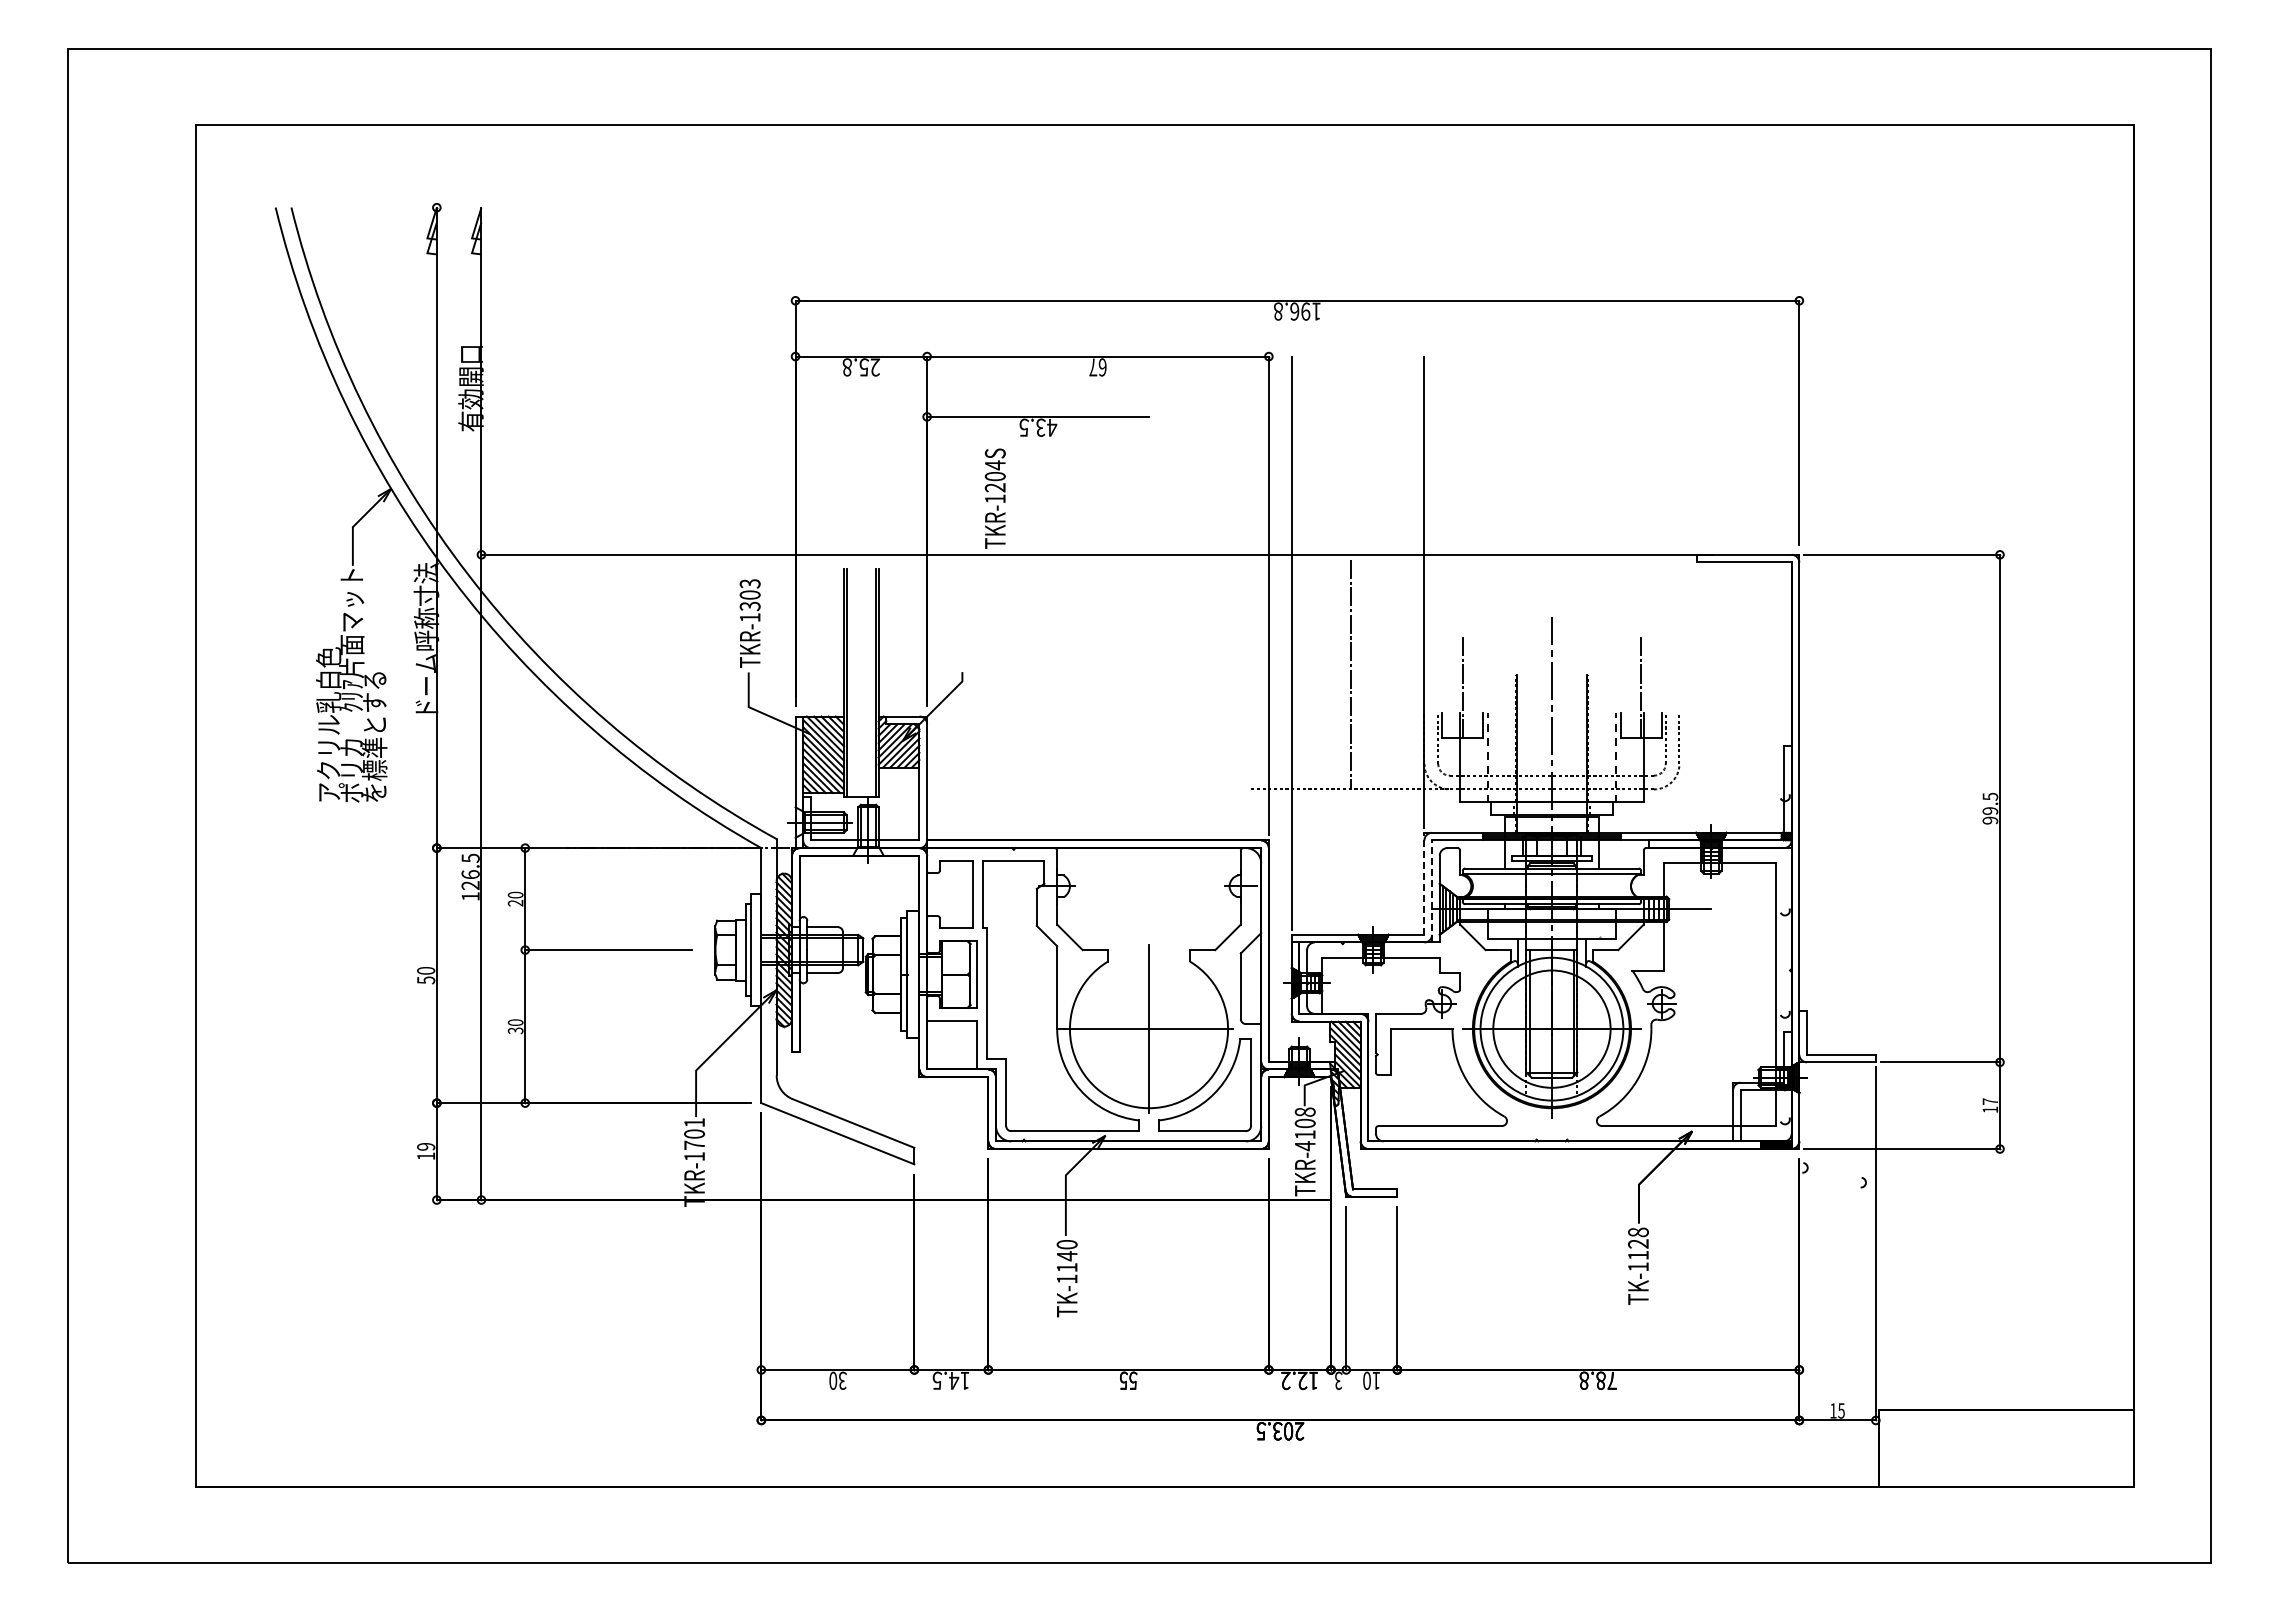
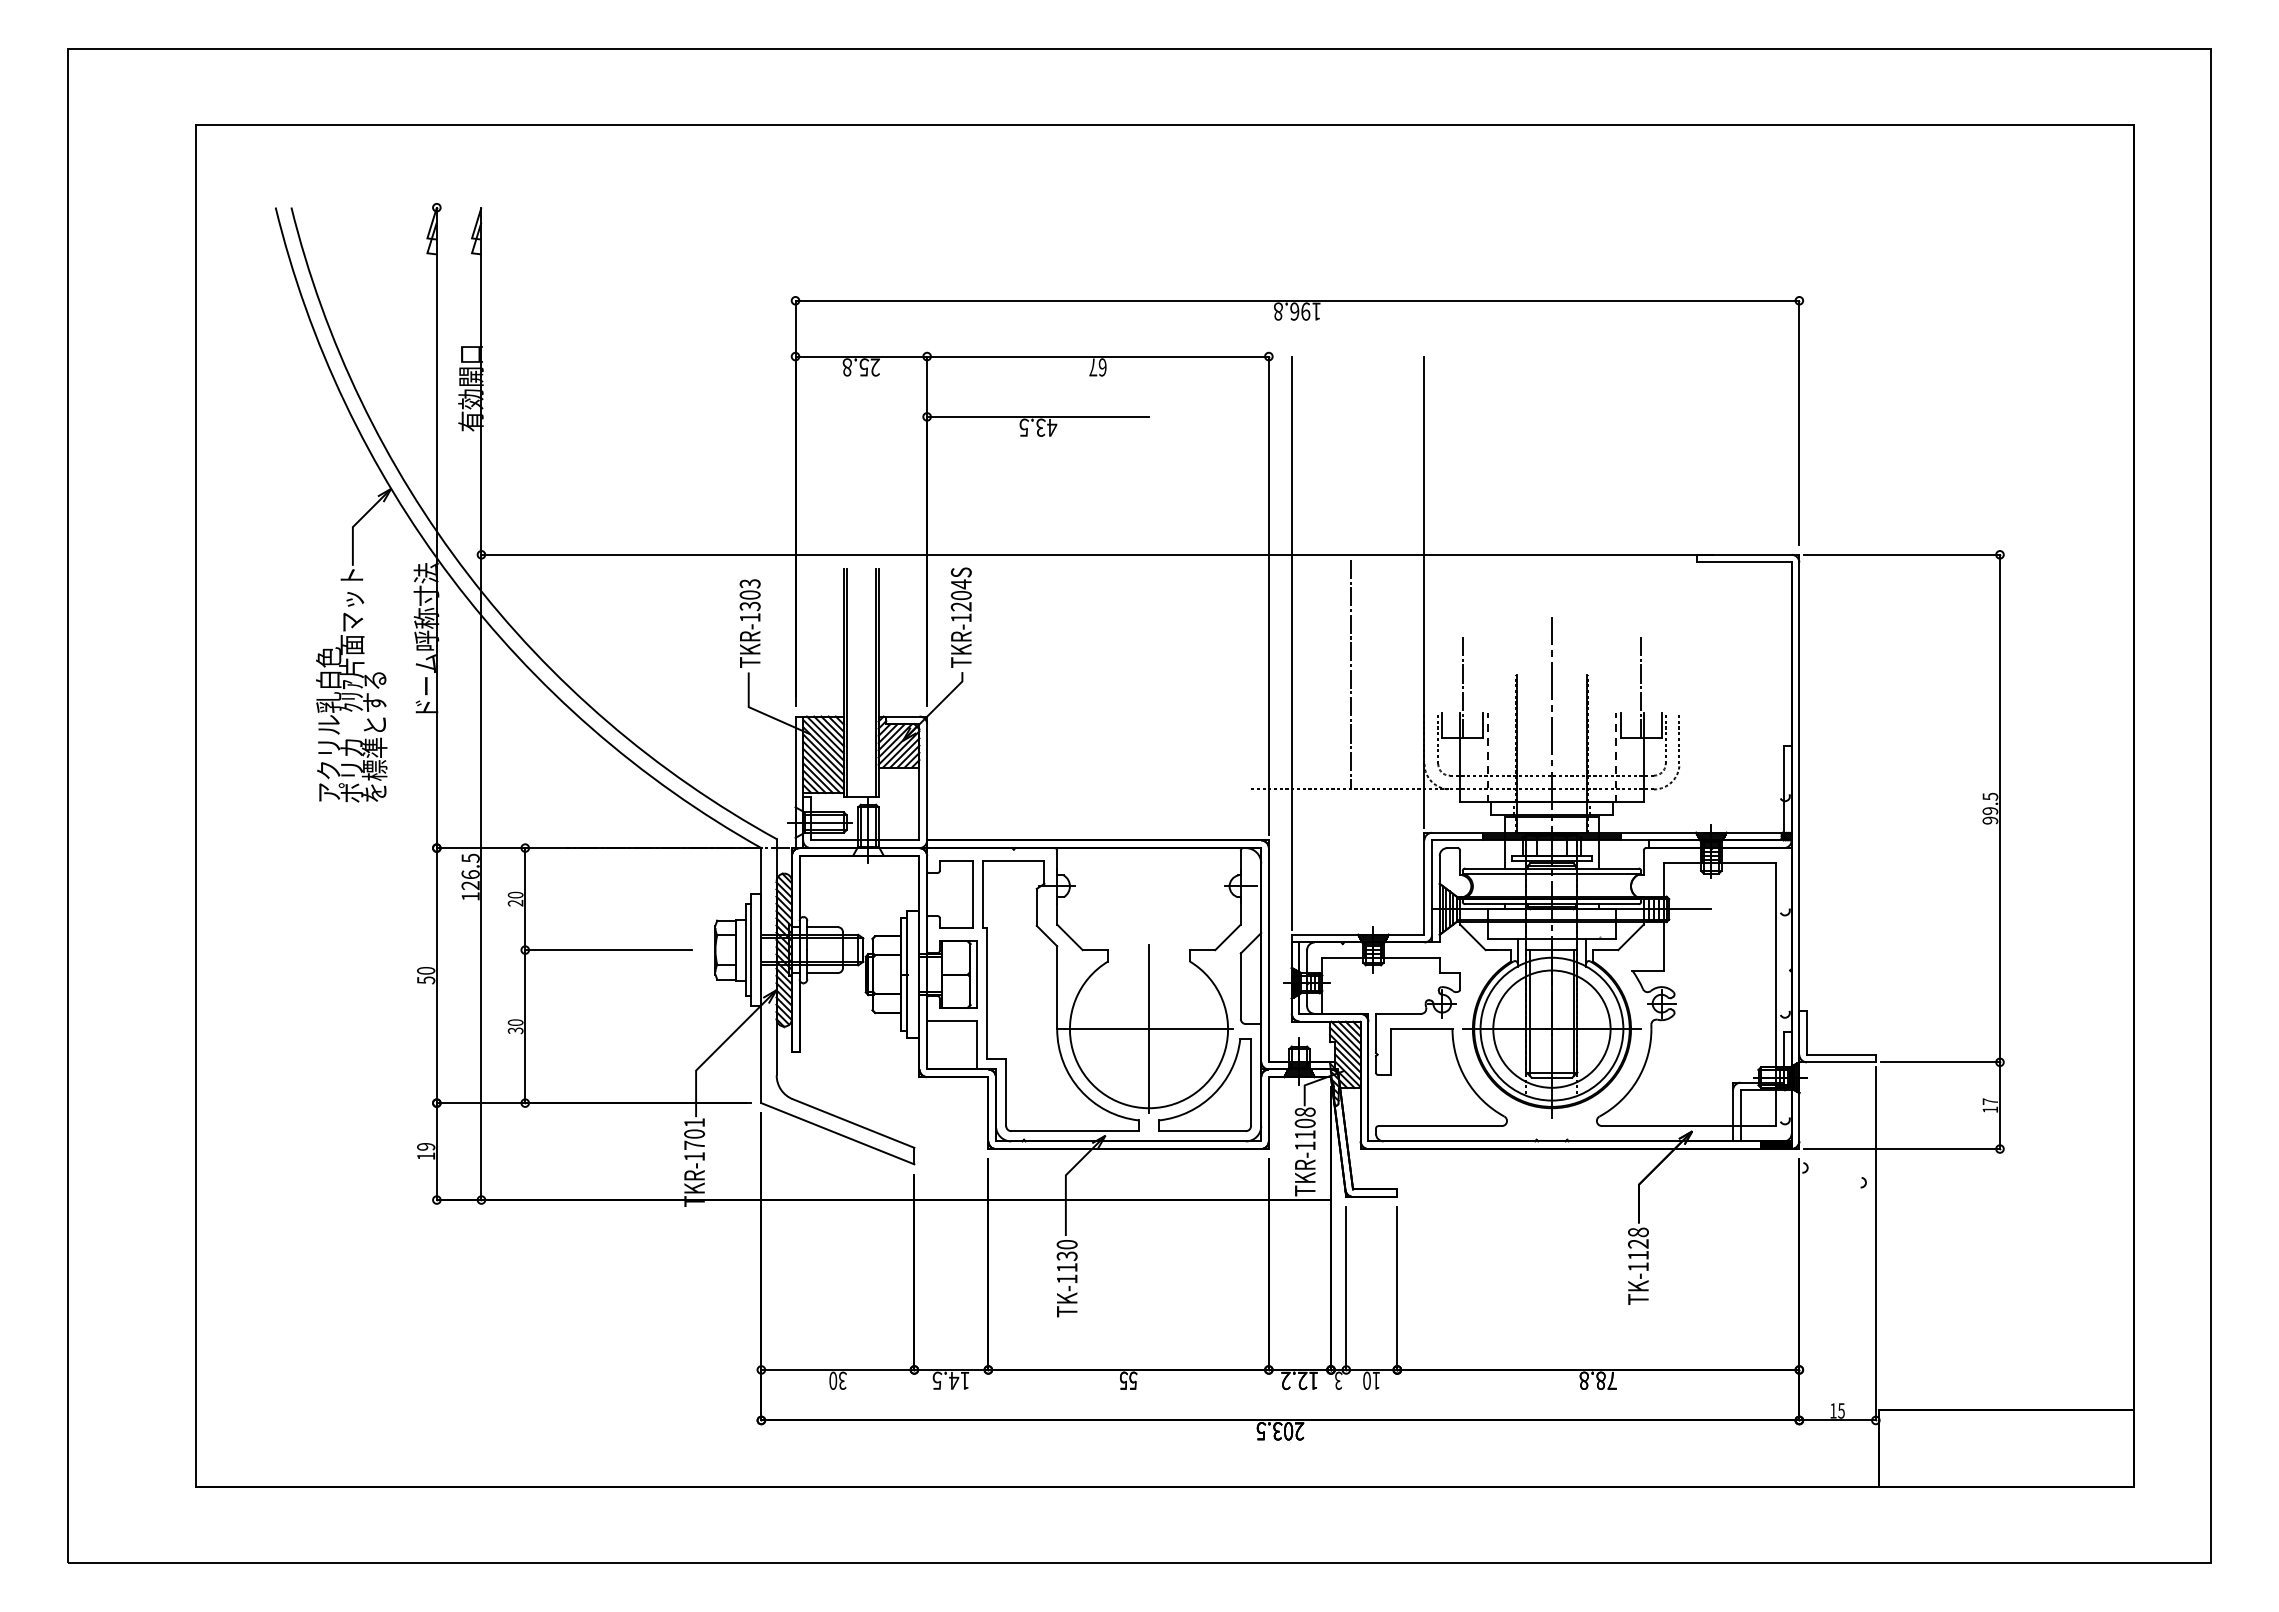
text position: (994, 498) -> (960, 617) (960, 617)
line: dashed -> solid (1424, 883)
line: dashed -> solid (1432, 890)
text: TKR-4108 -> TKR-1108 (1305, 1146)
text: TK-1140 -> TK-1130 (1066, 1256)
